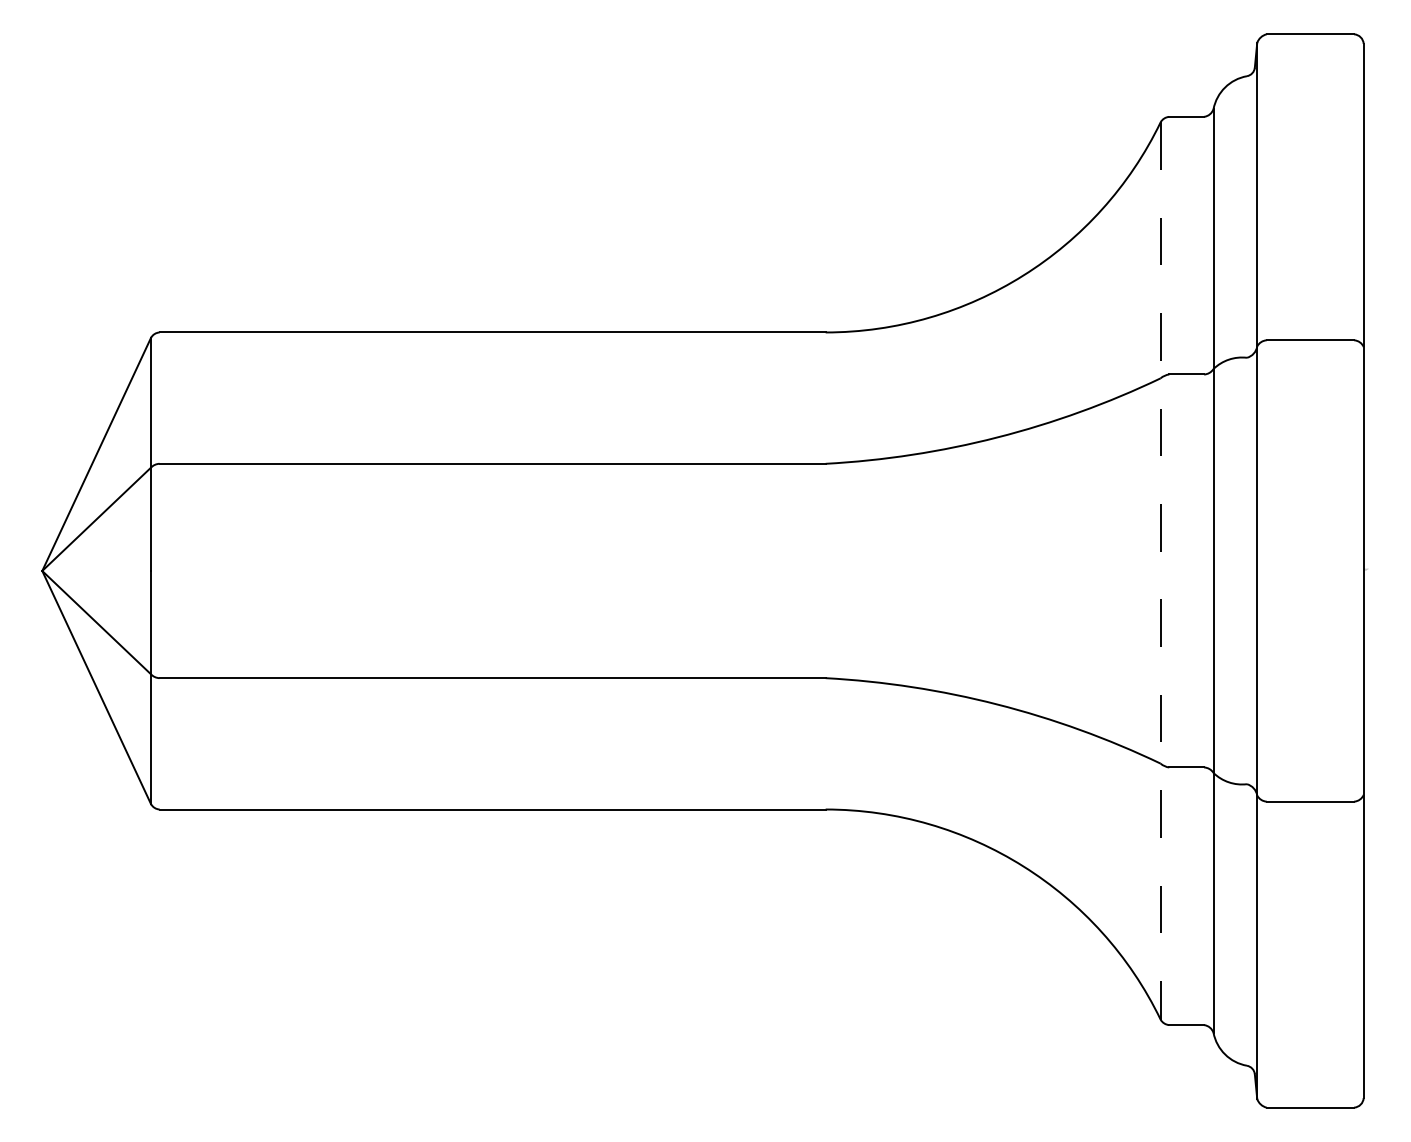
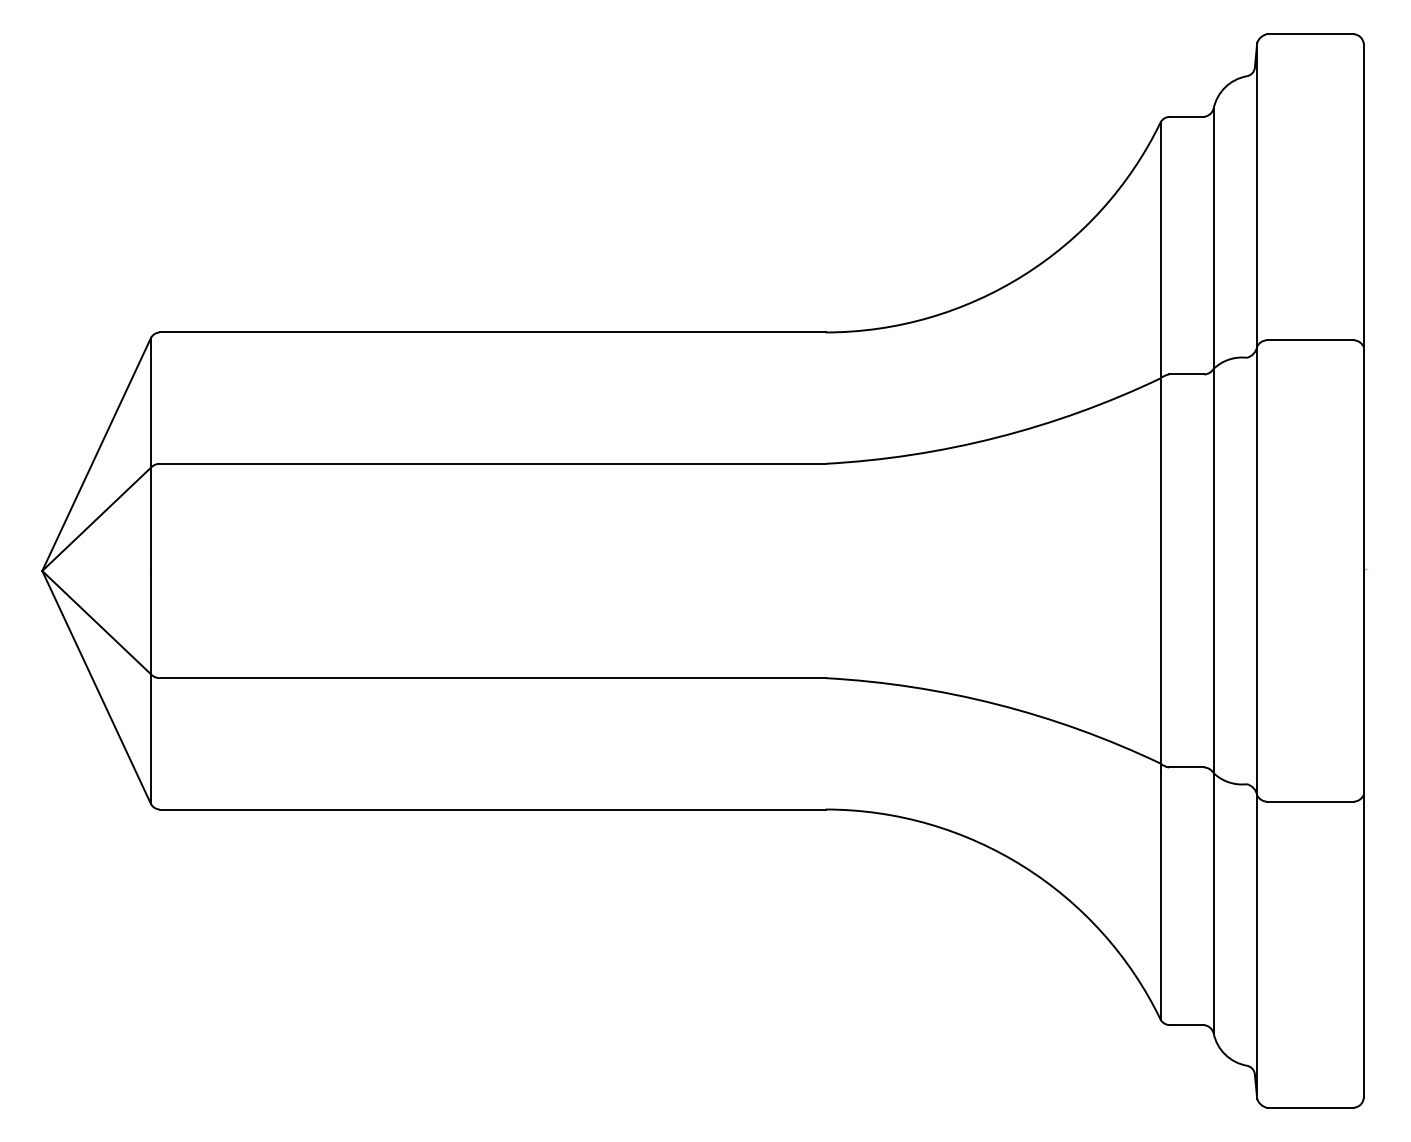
line: dashed -> solid (1160, 570)
